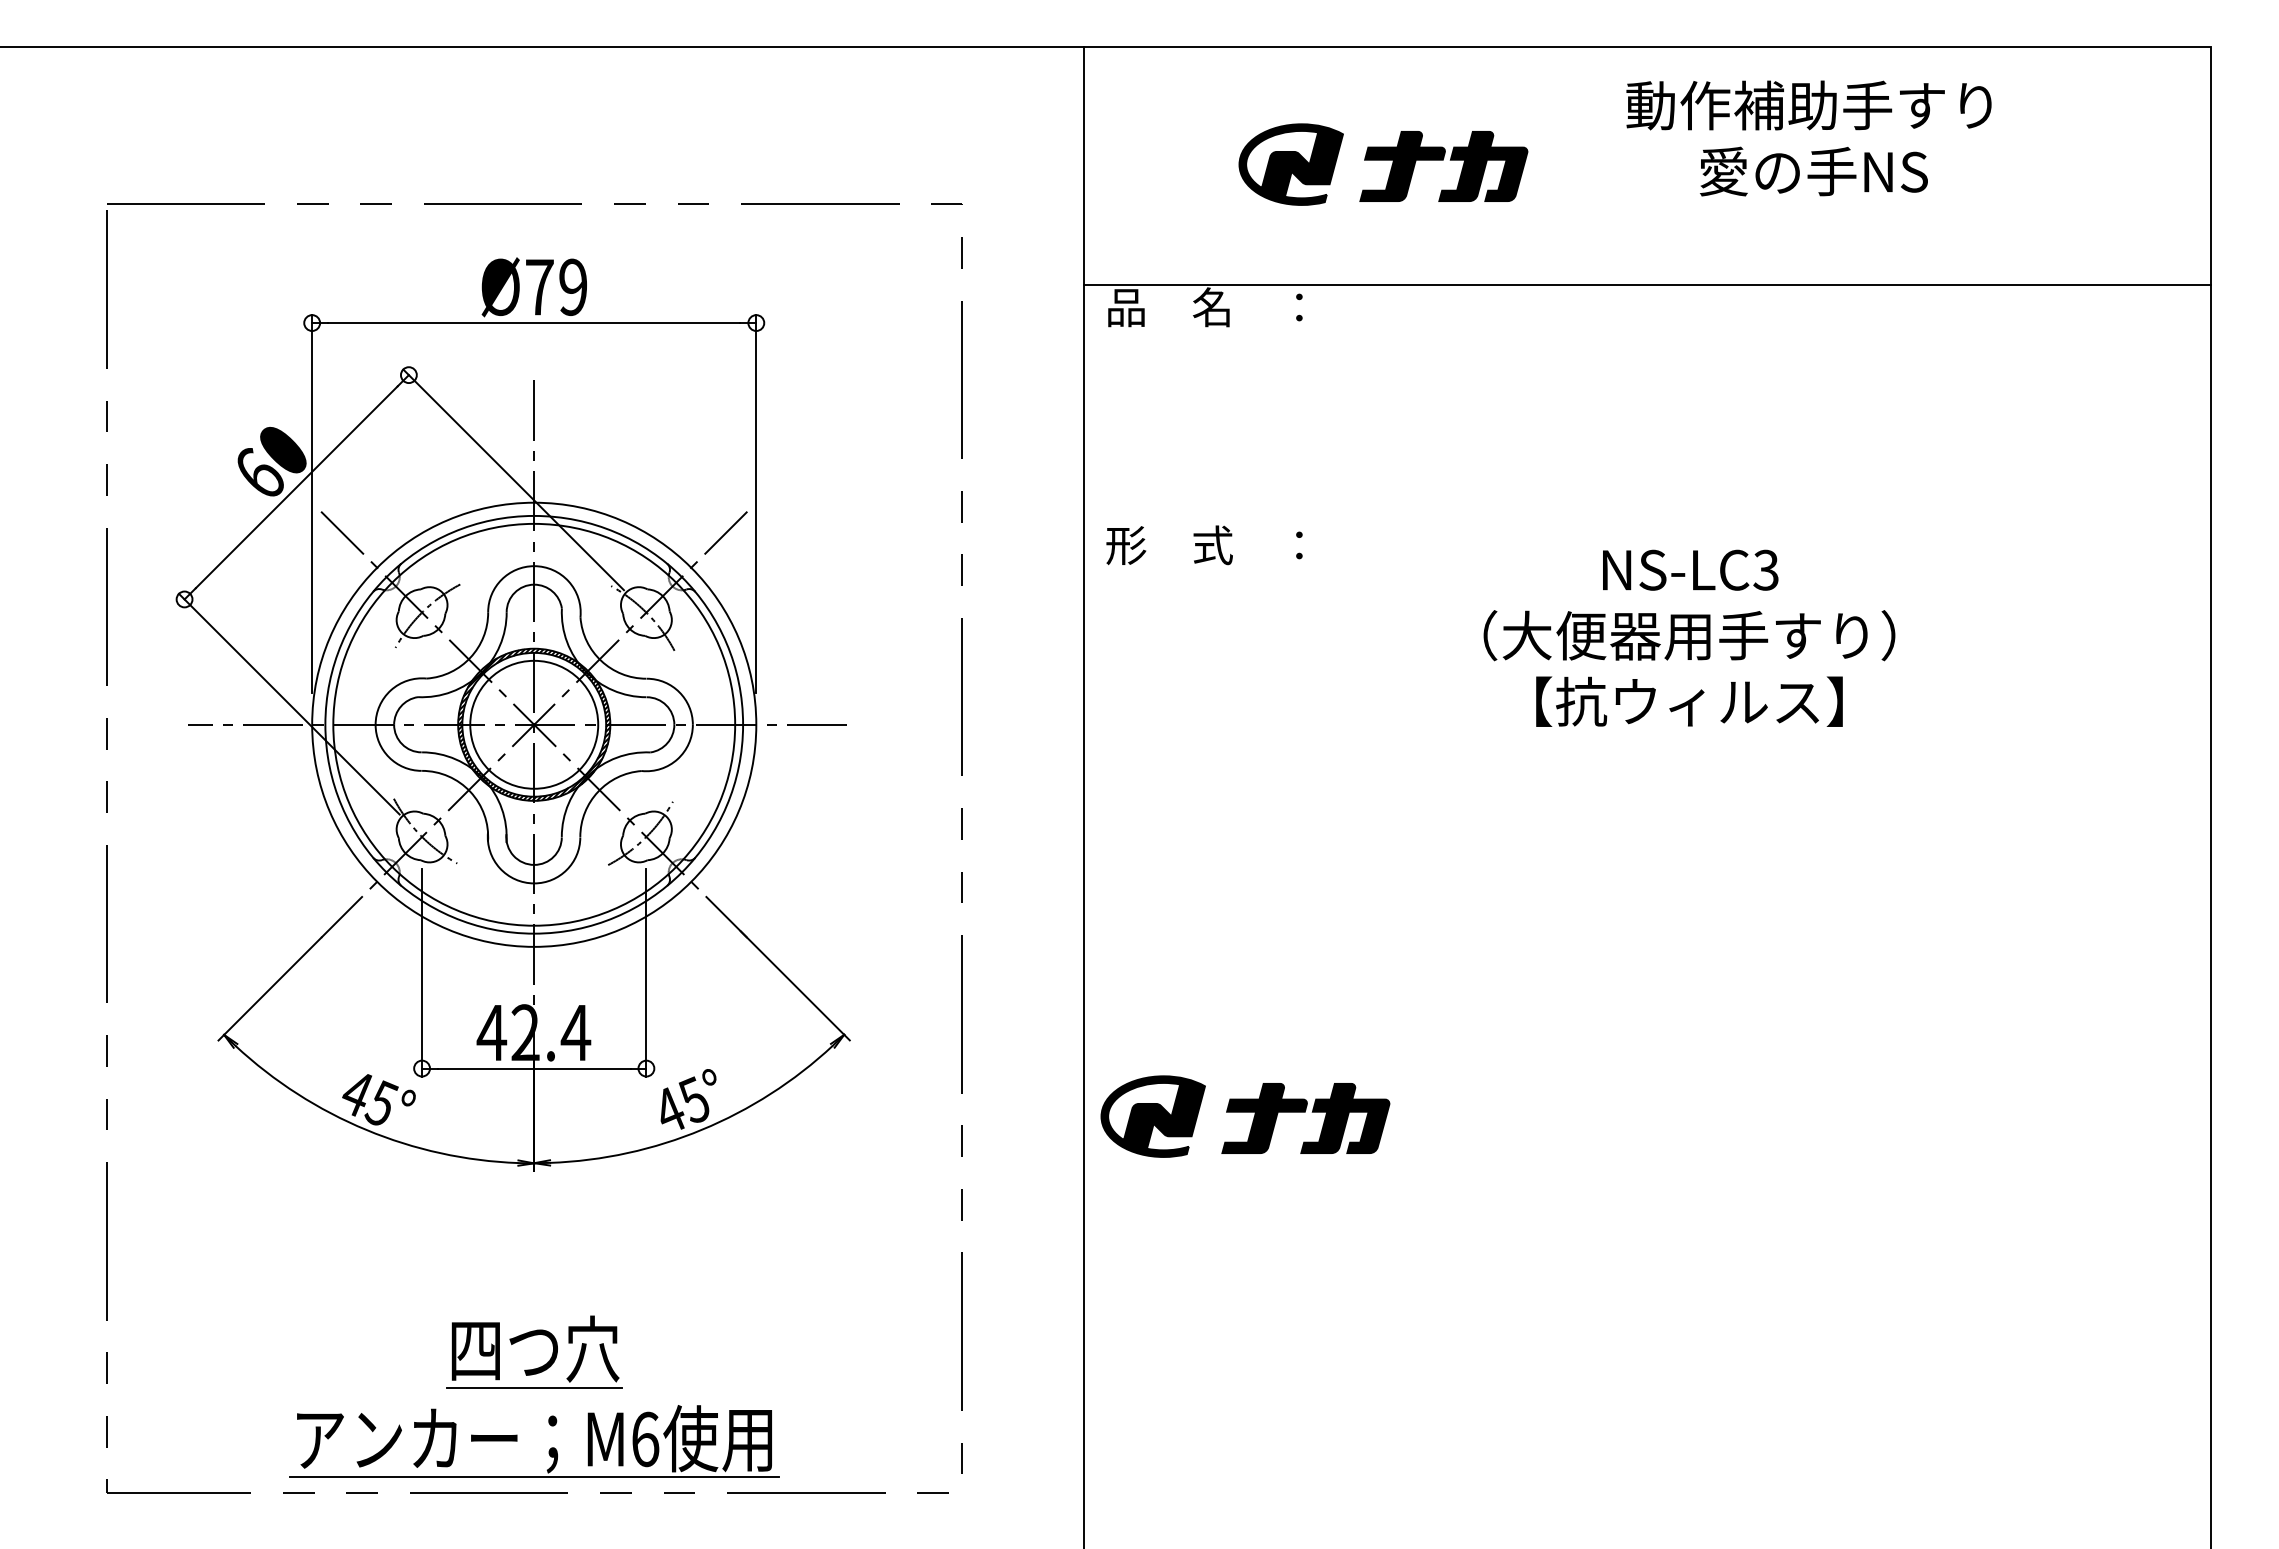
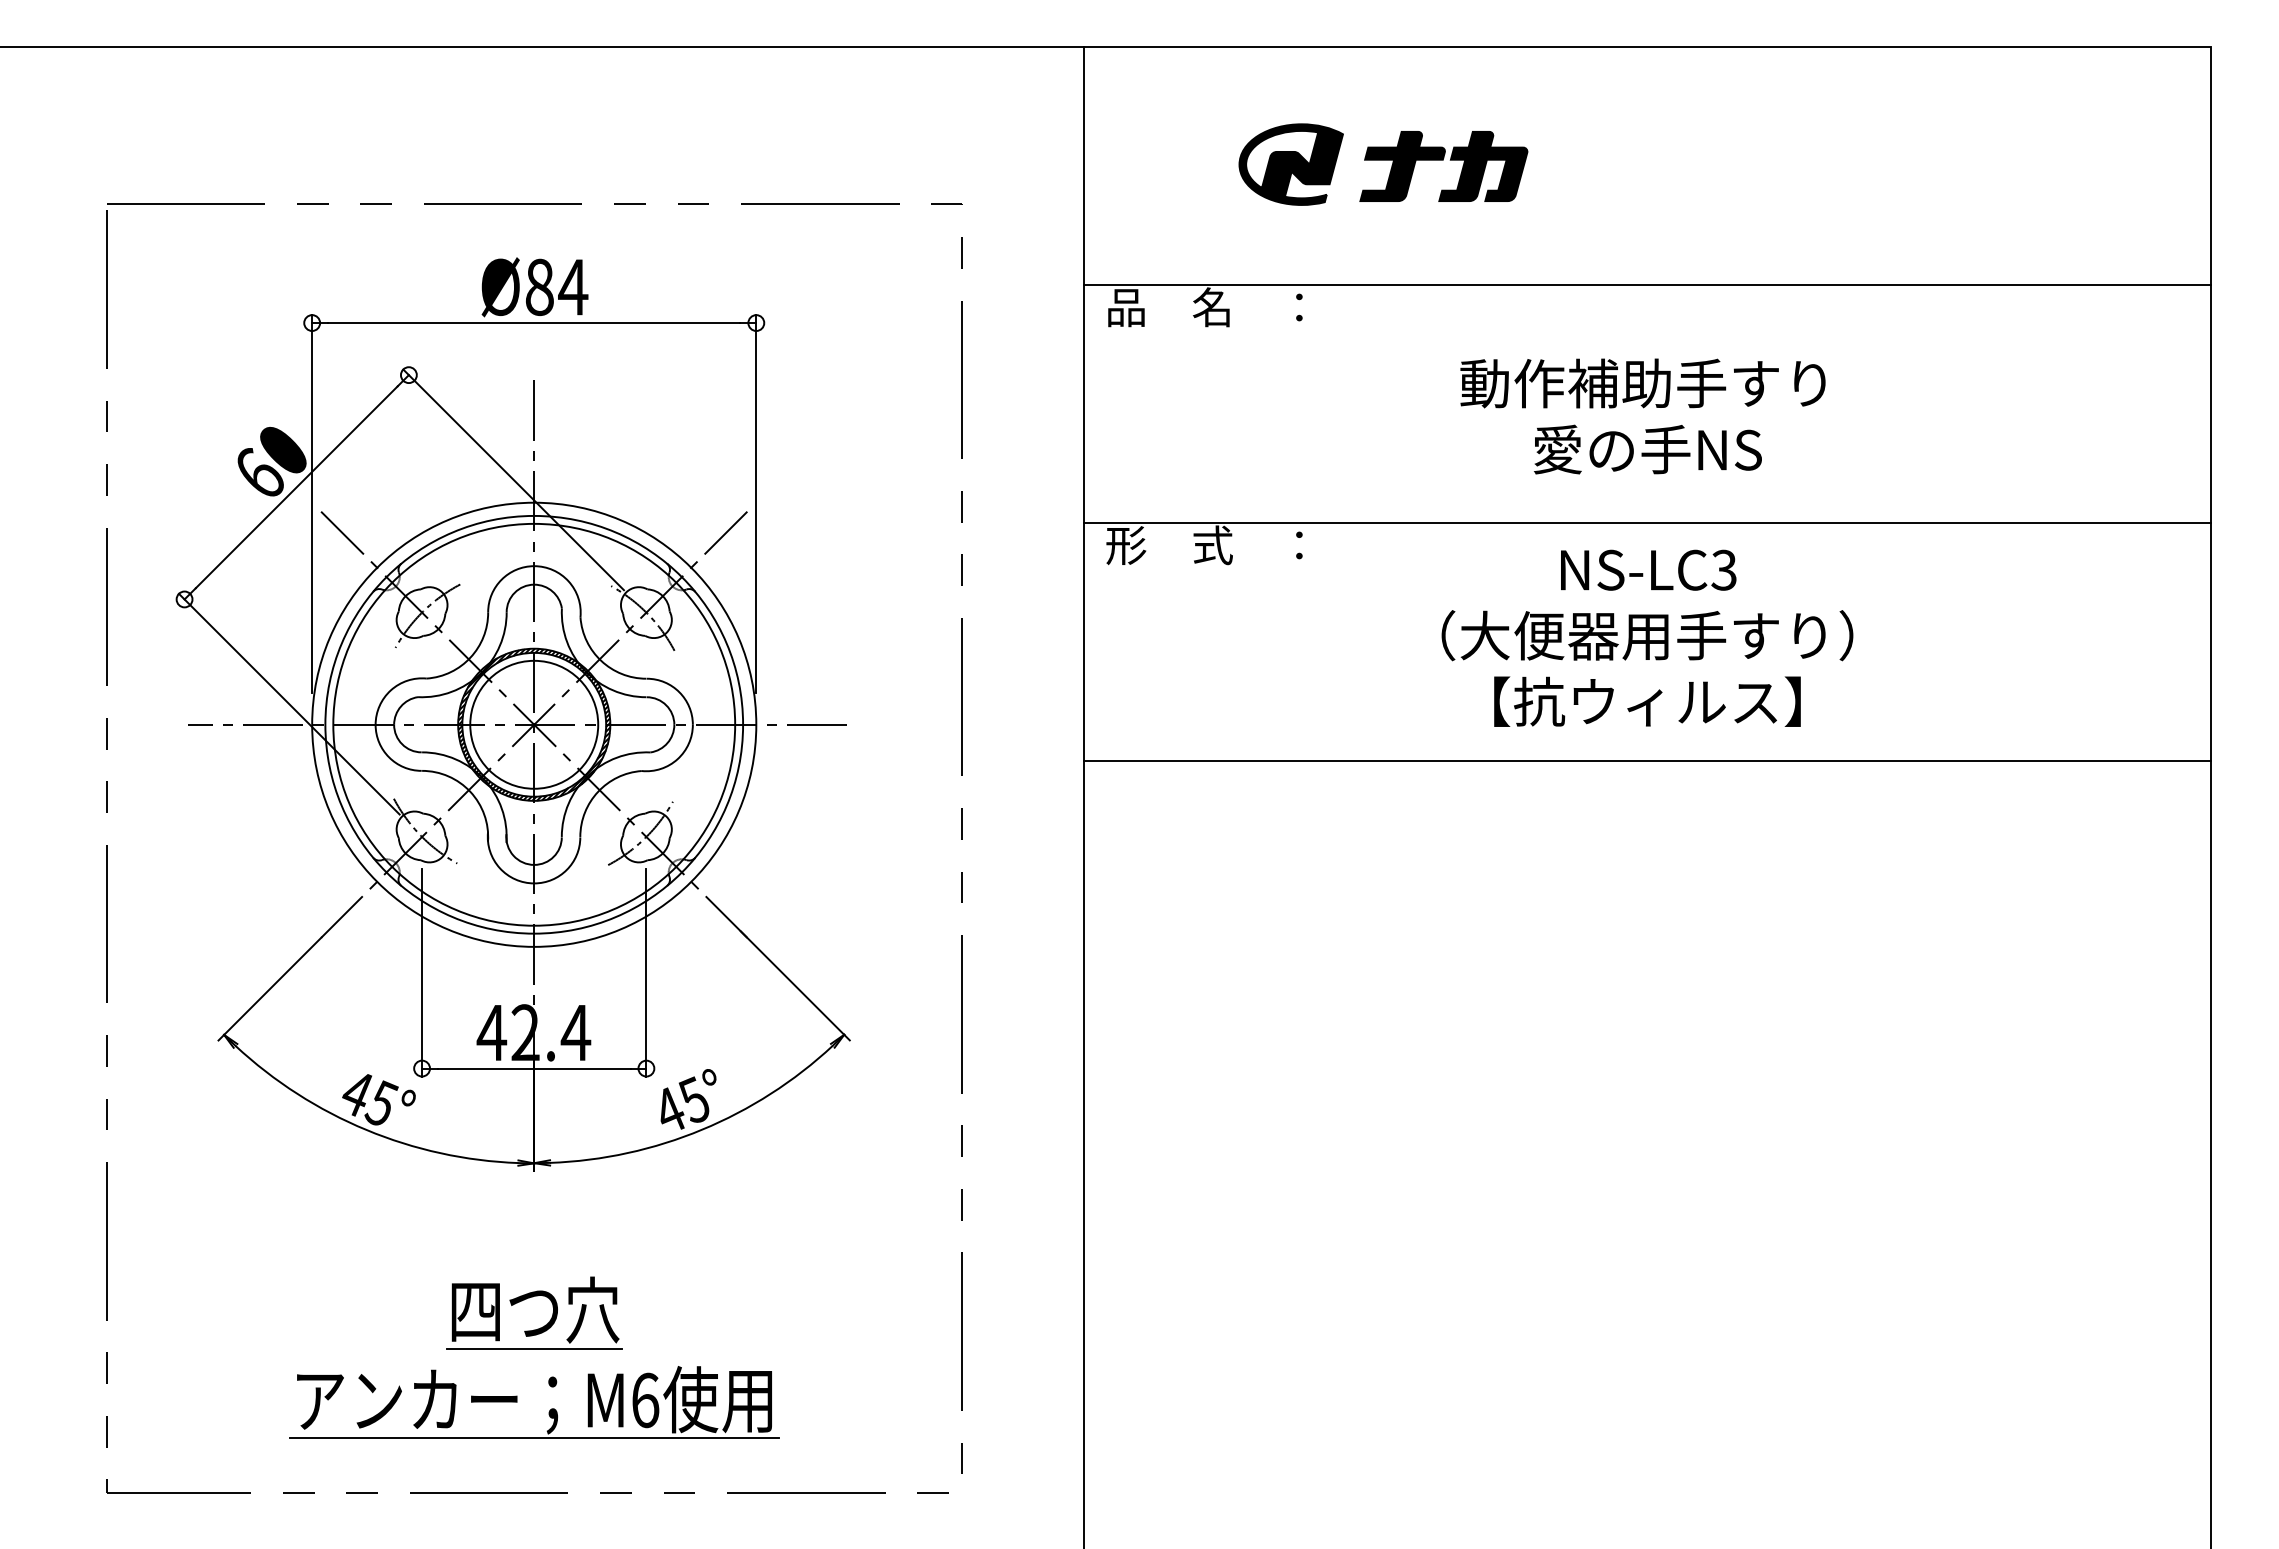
text position: (1808, 138) -> (1642, 416) (1642, 416)
text: Ø79 -> Ø84 (556, 287)
line: none -> present (1647, 522)
text position: (1689, 637) -> (1647, 637) (1647, 637)
line: none -> present (1647, 760)
part: present -> none (1245, 1116)
part position: (534, 1388) -> (534, 1349) (534, 1349)
